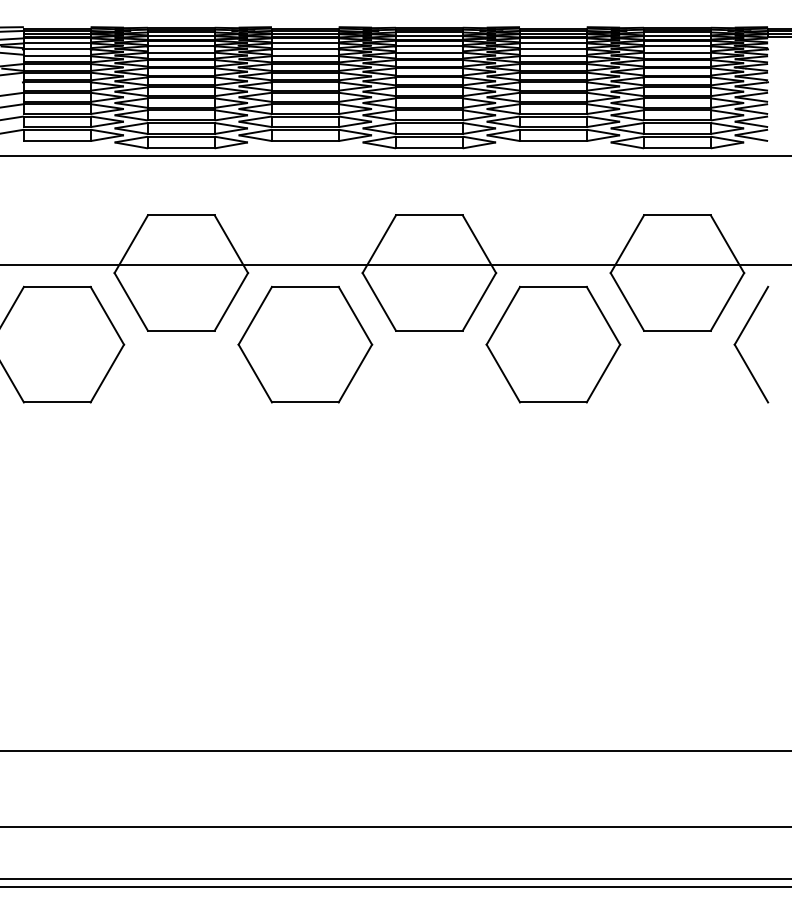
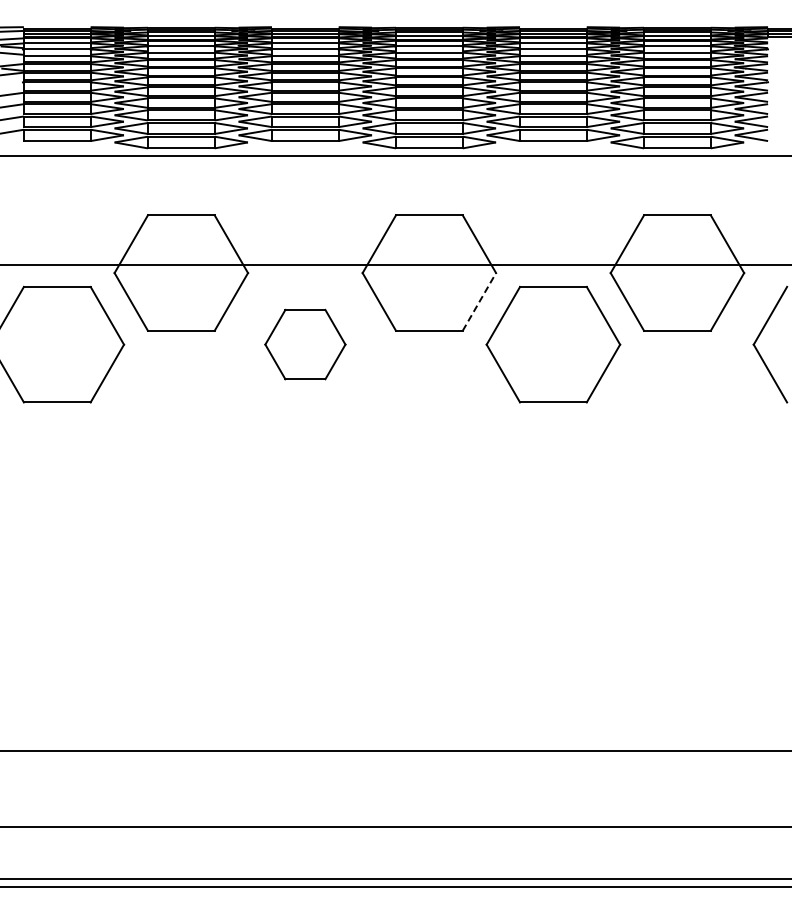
line: solid -> dashed (479, 301)
part position: (739, 338) -> (758, 338) (758, 338)
part size: 137x119 px -> 83x73 px (305, 344)
